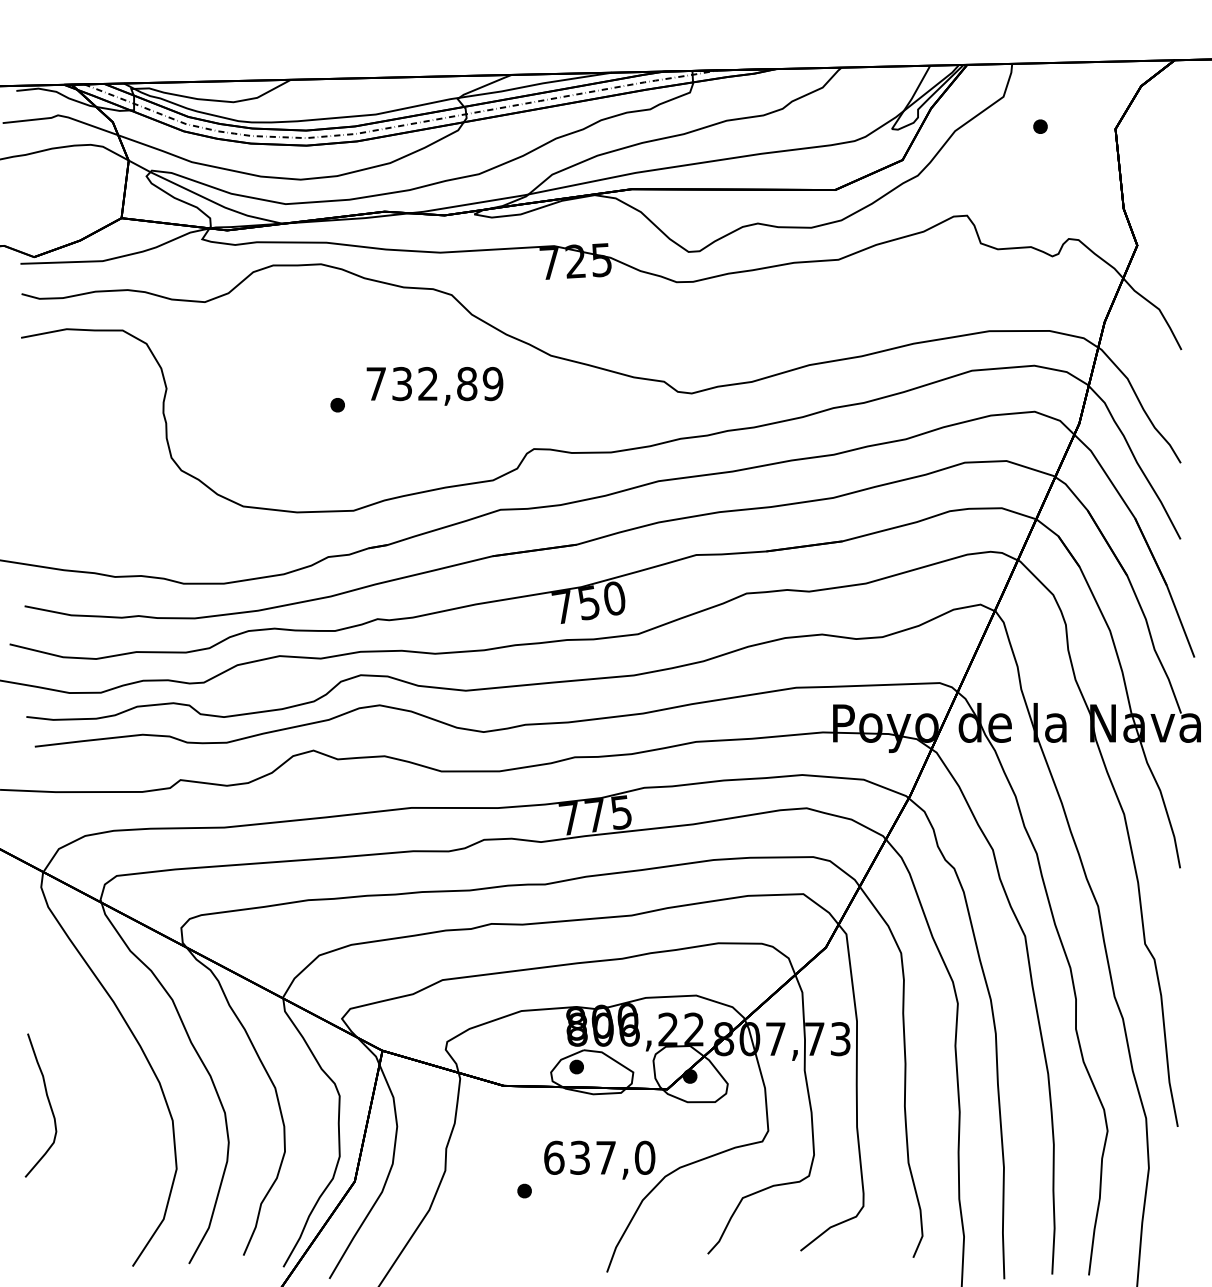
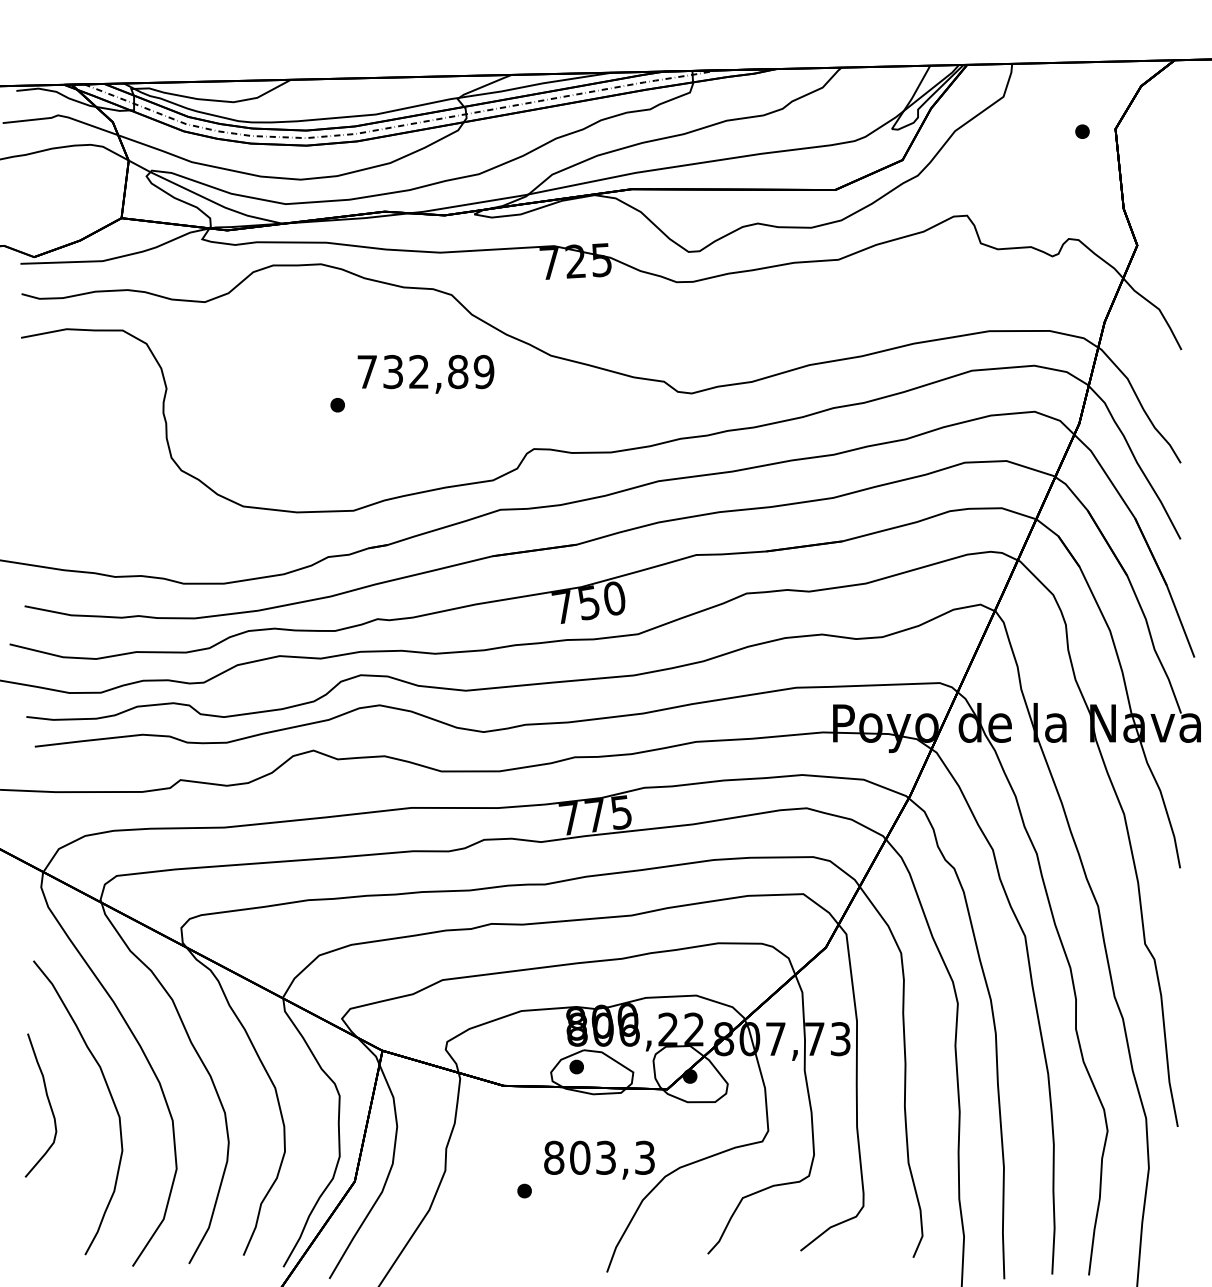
part position: (1040, 126) -> (1082, 131) (1082, 131)
text position: (434, 386) -> (425, 374) (425, 374)
curve: none -> present (109, 1094)
text: 637,0 -> 803,3 (599, 1157)
